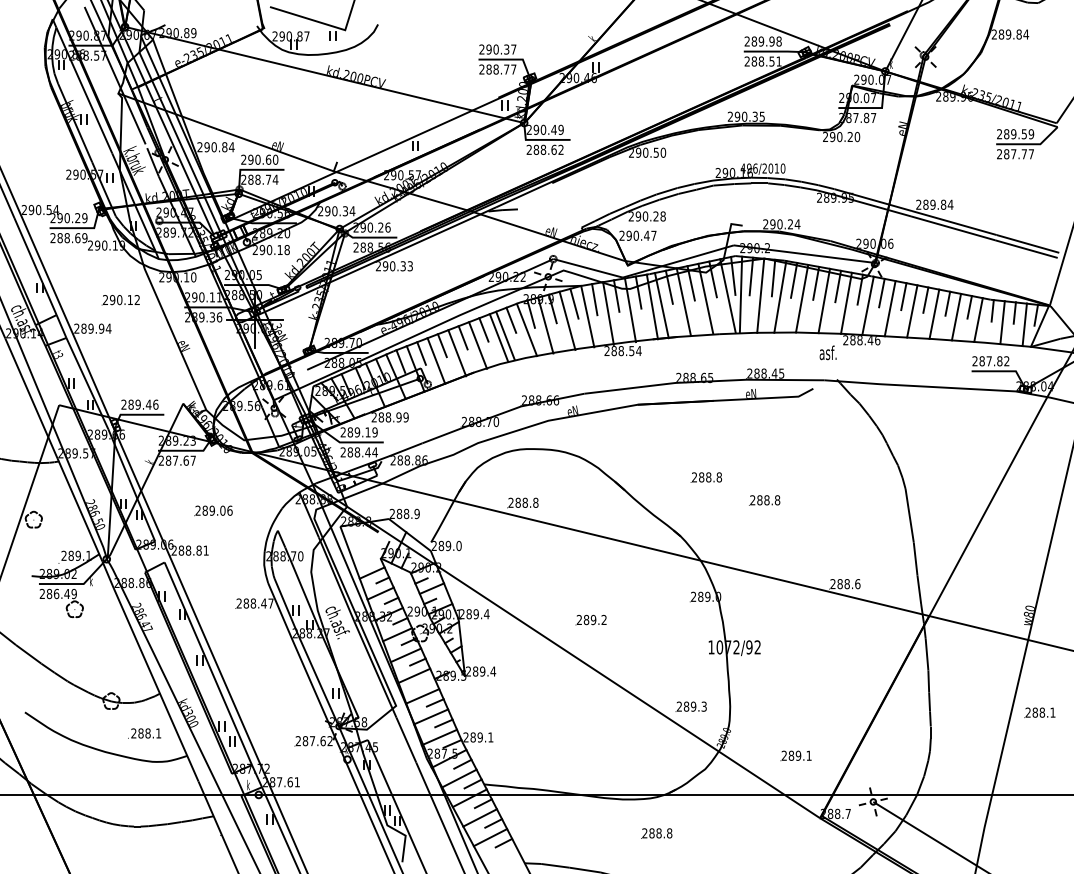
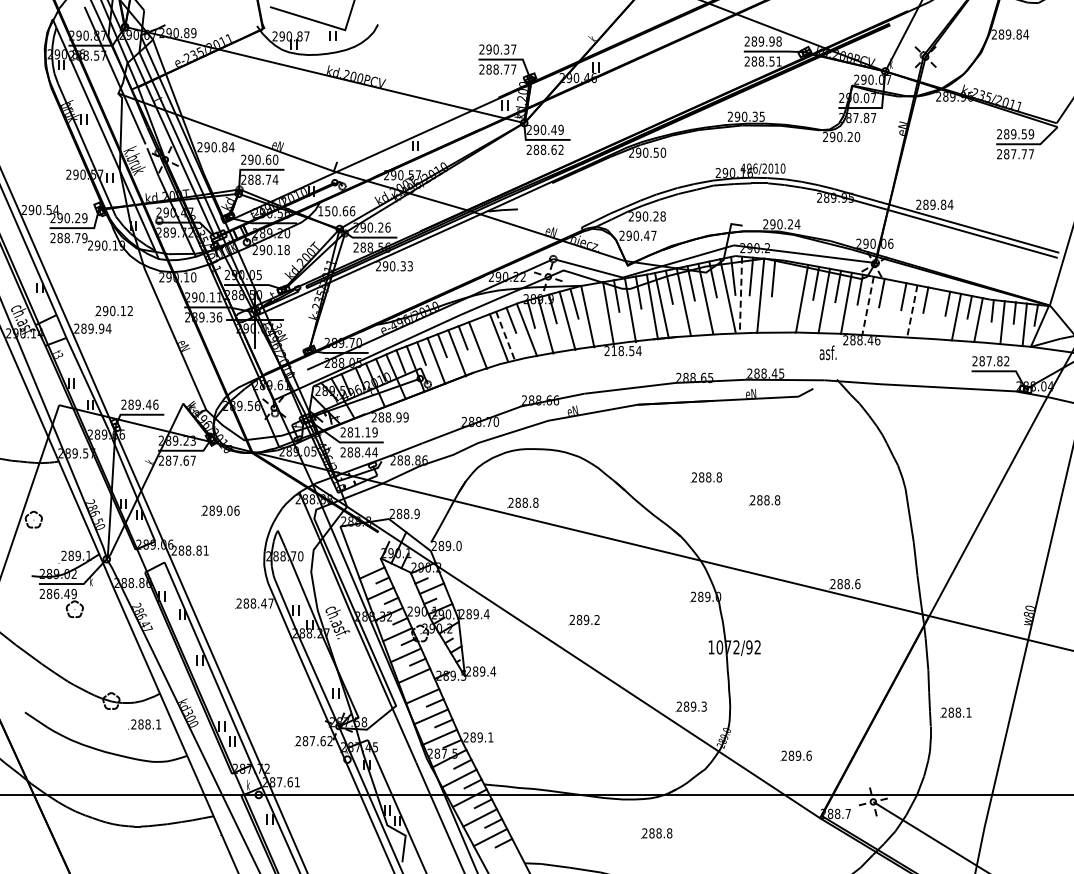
text: 290.34 -> 150.66 (336, 211)
text: 288.69 -> 288.79 (77, 238)
line: present -> none (794, 279)
line: solid -> dashed (740, 295)
line: present -> none (780, 296)
line: present -> none (594, 299)
text position: (120, 300) -> (113, 311) (113, 311)
line: solid -> dashed (868, 305)
line: present -> none (889, 308)
line: solid -> dashed (912, 311)
line: present -> none (934, 313)
line: present -> none (483, 329)
line: solid -> dashed (505, 335)
text: 288.54 -> 218.54 (613, 351)
text: 289.19 -> 281.19 (357, 432)
text position: (213, 510) -> (220, 510) (220, 510)
text position: (590, 619) -> (583, 619) (583, 619)
text position: (1039, 712) -> (955, 712) (955, 712)
text position: (144, 733) -> (144, 724) (144, 724)
text: 289.1 -> 289.6 (808, 755)
